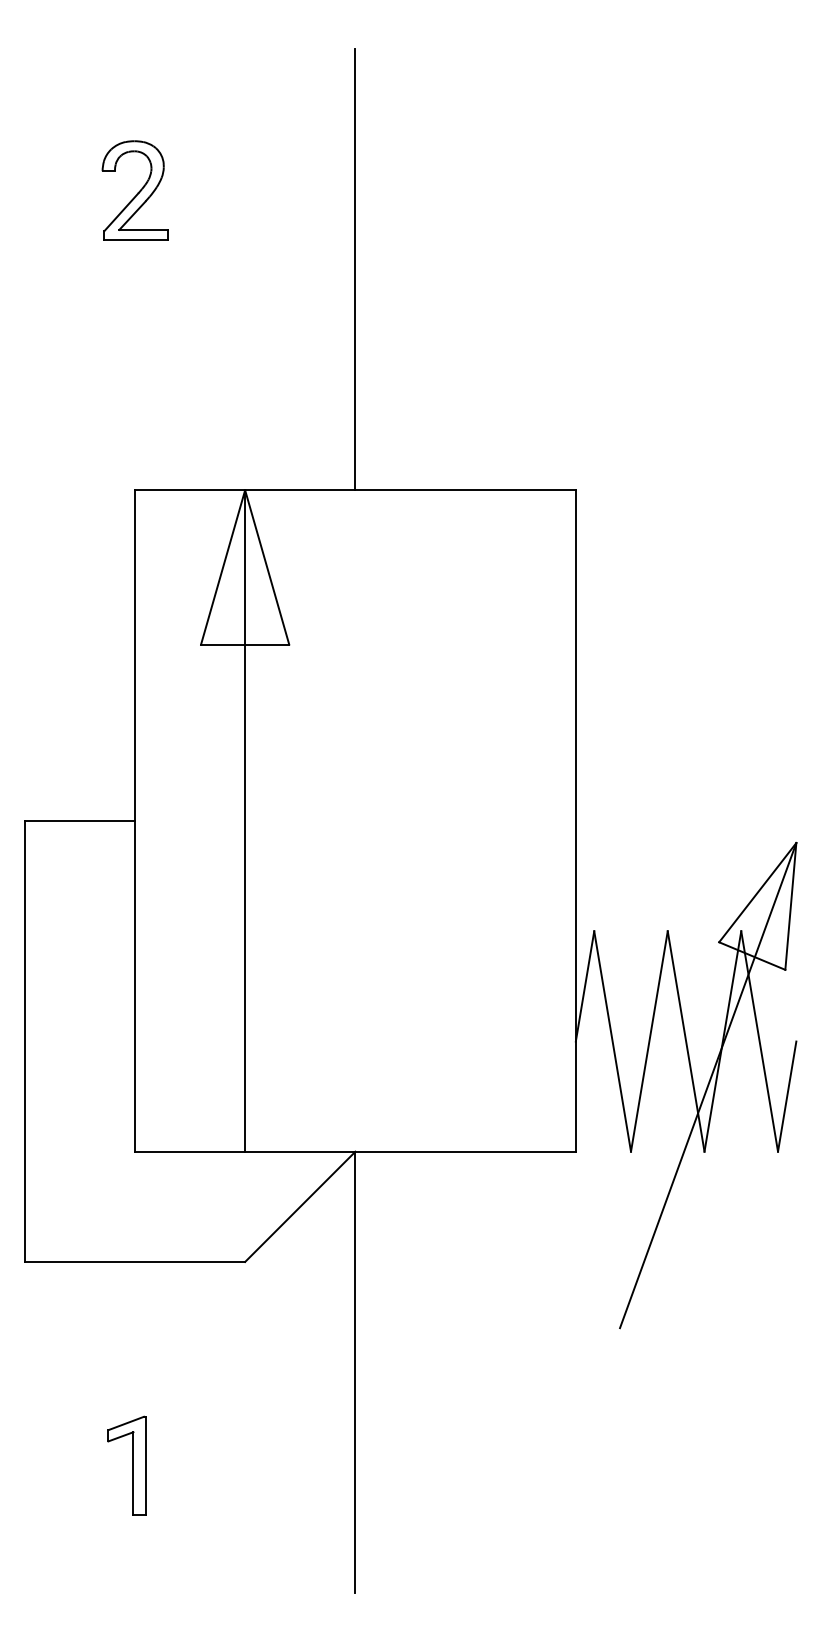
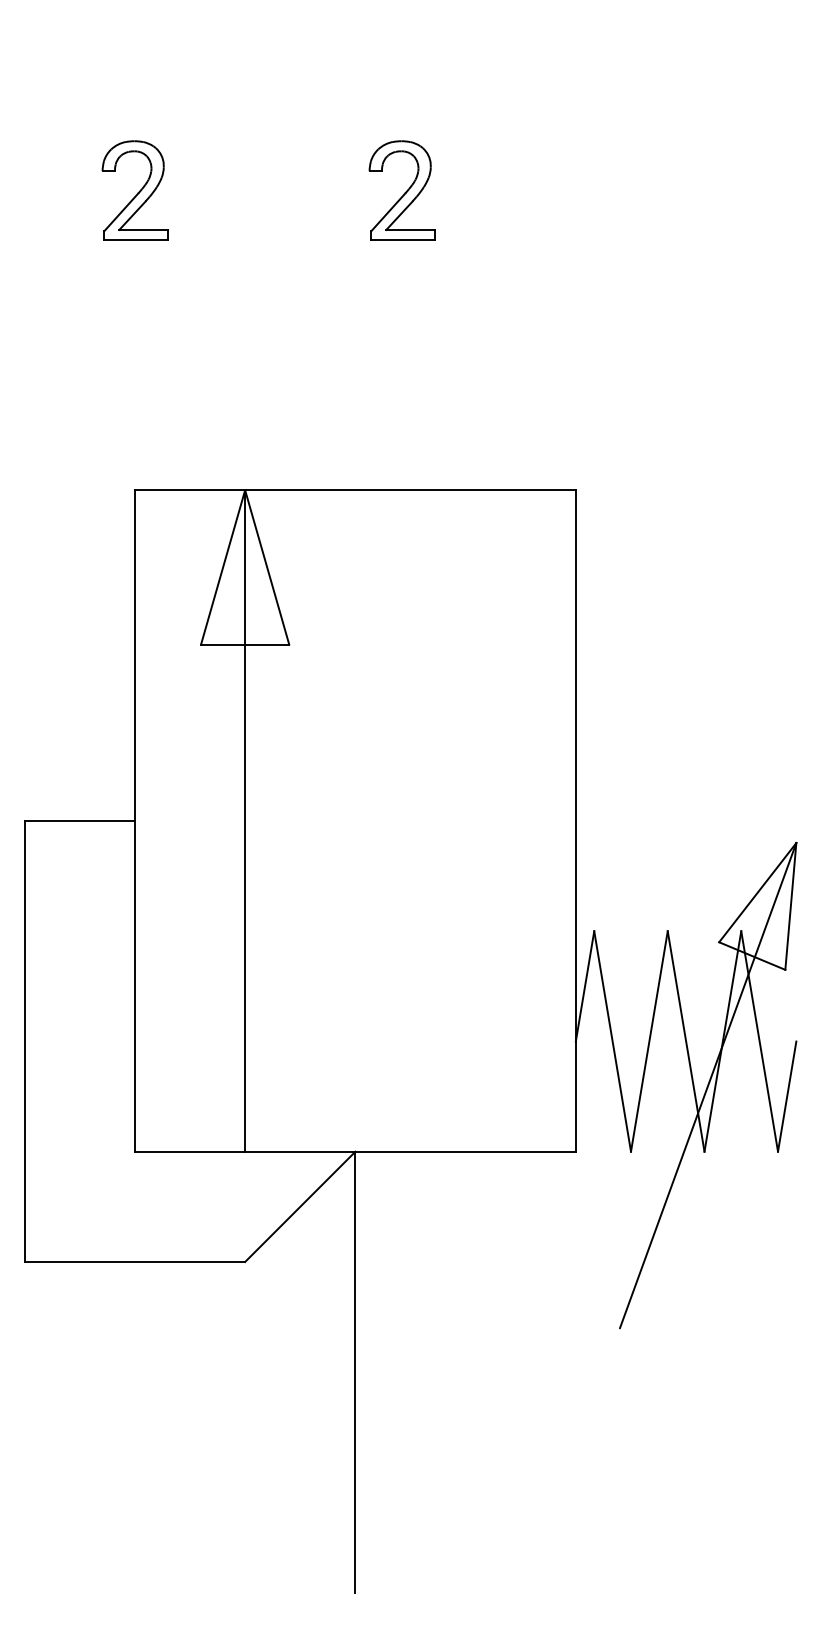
part: none -> present (401, 190)
line: present -> none (355, 269)
part: present -> none (126, 1465)
